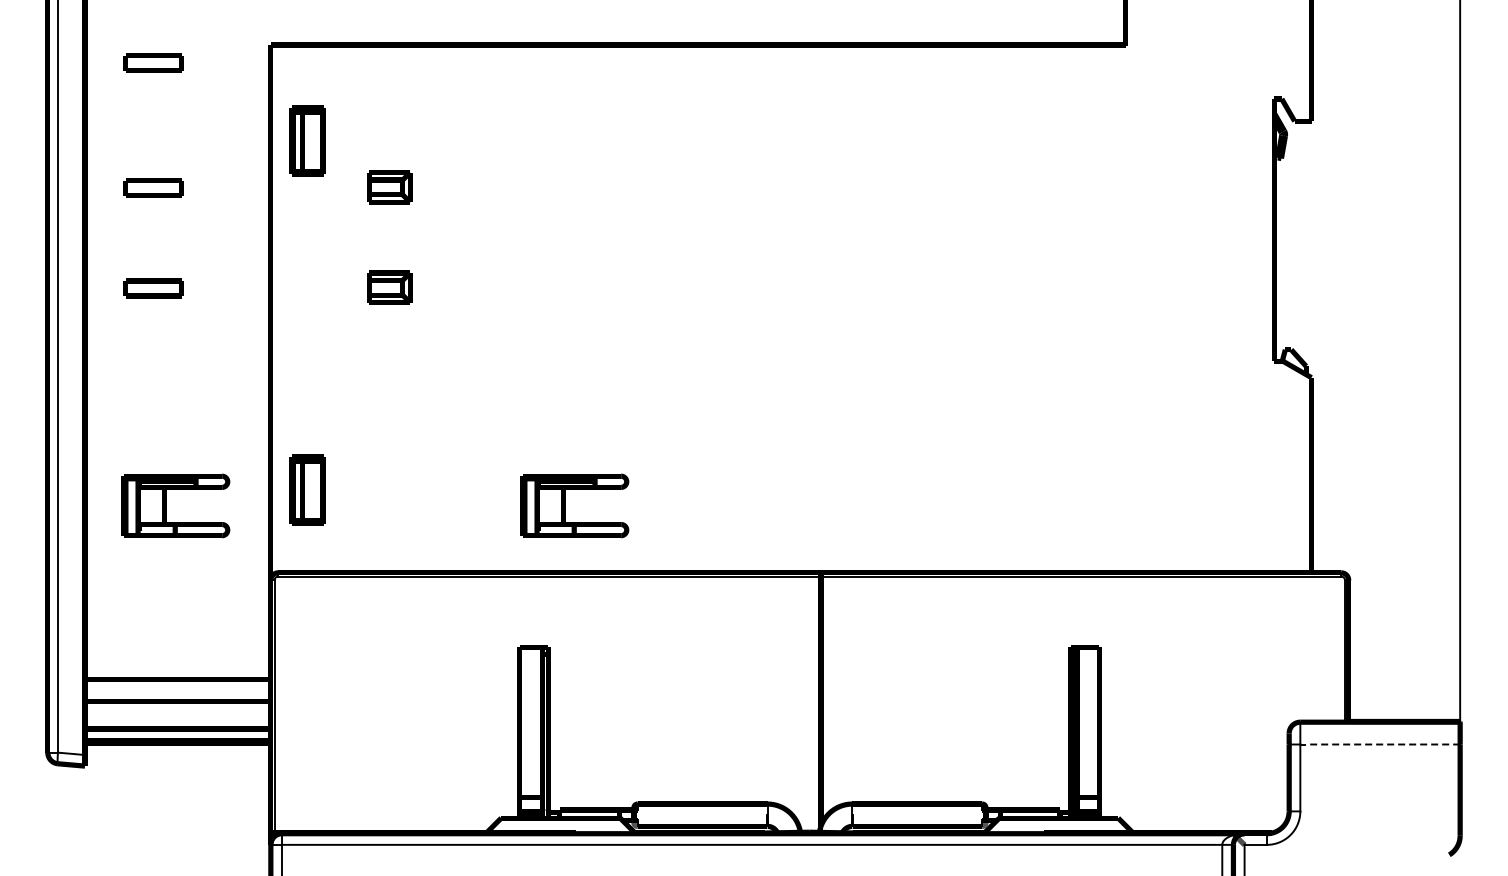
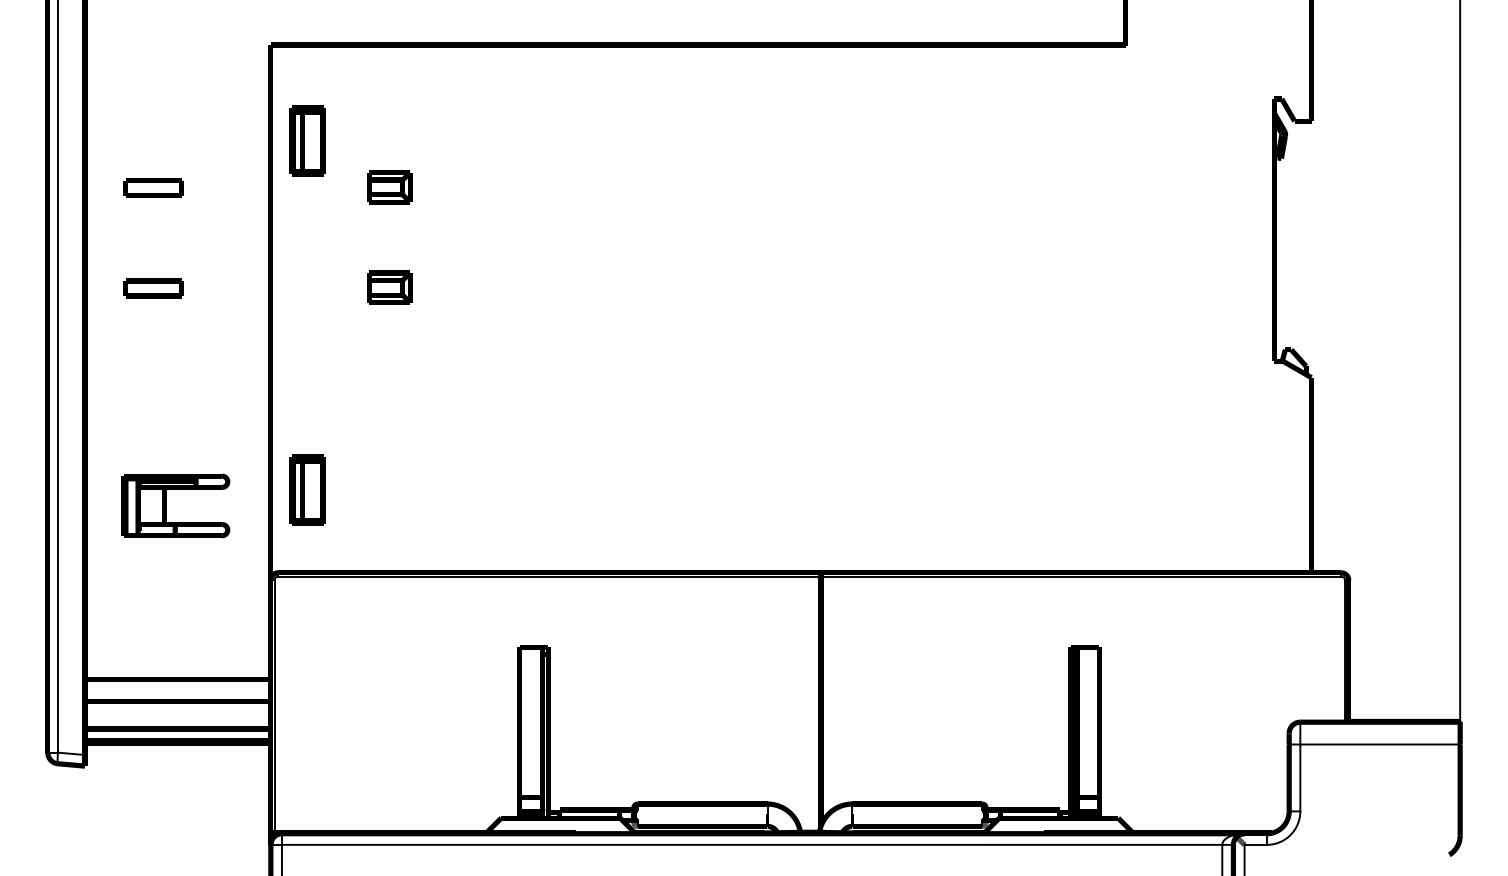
part: present -> none (153, 62)
part: present -> none (565, 505)
line: dashed -> solid (1380, 744)
